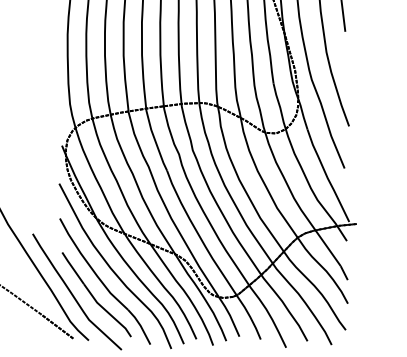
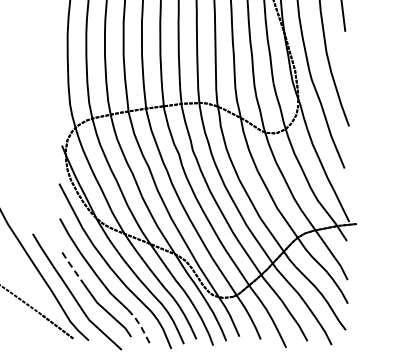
line: solid -> dashed (73, 268)
line: solid -> dashed (140, 325)
